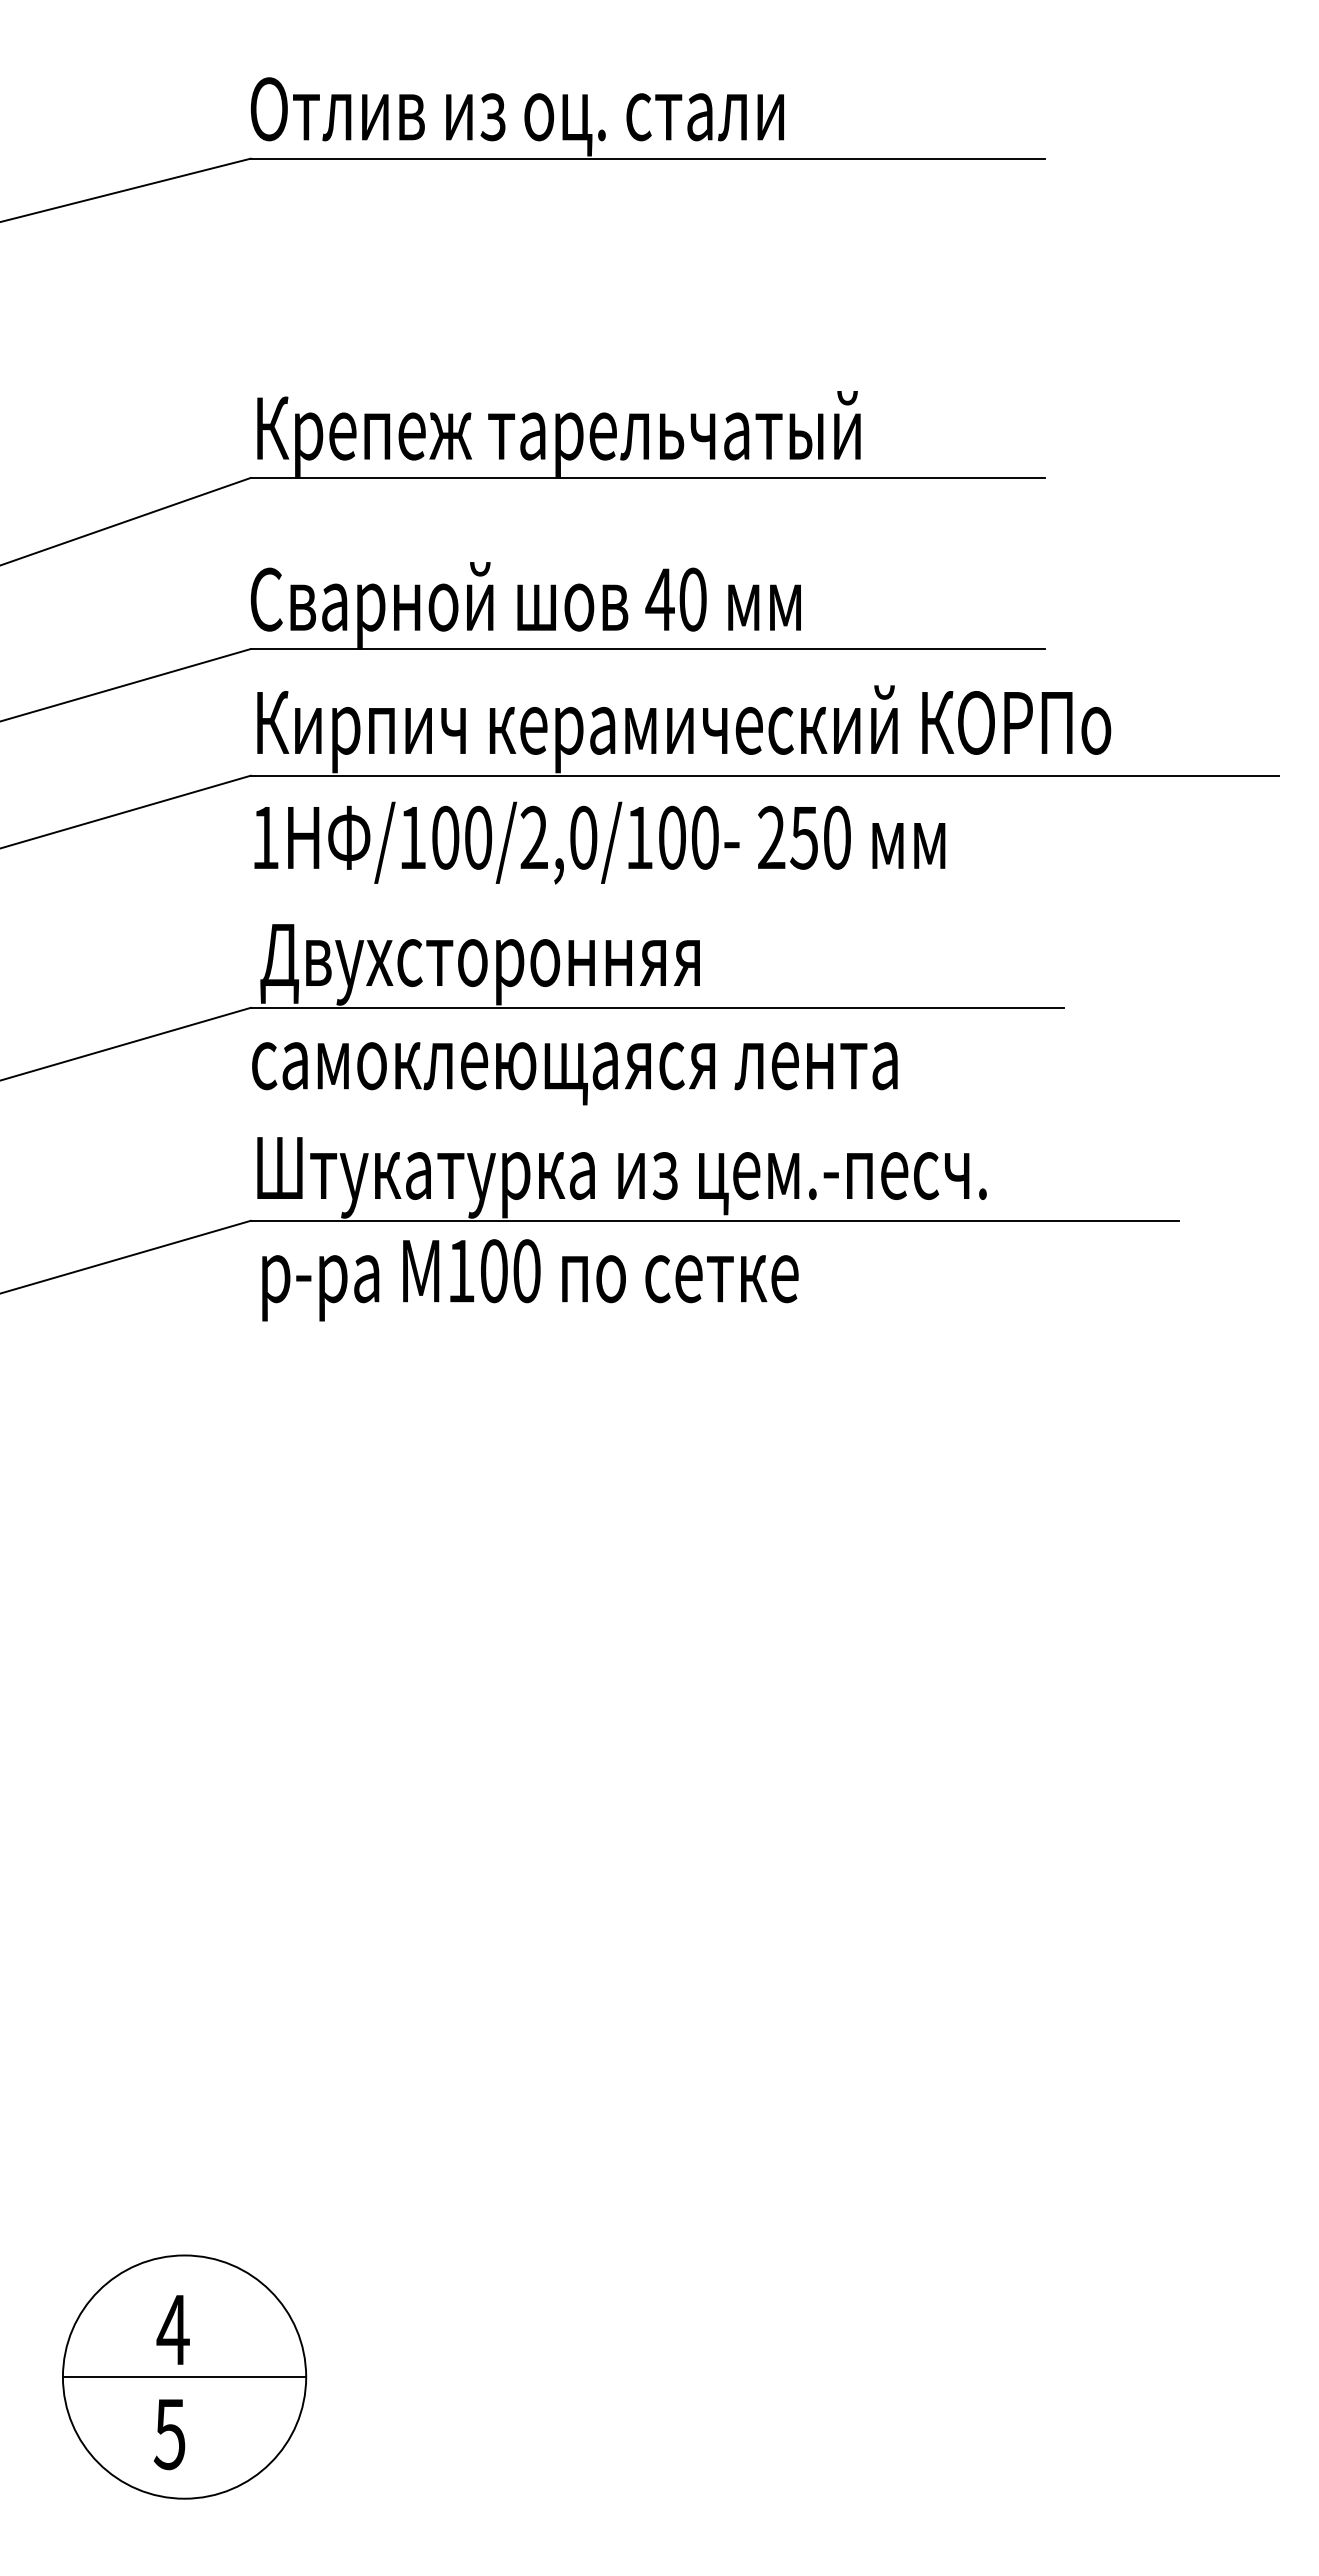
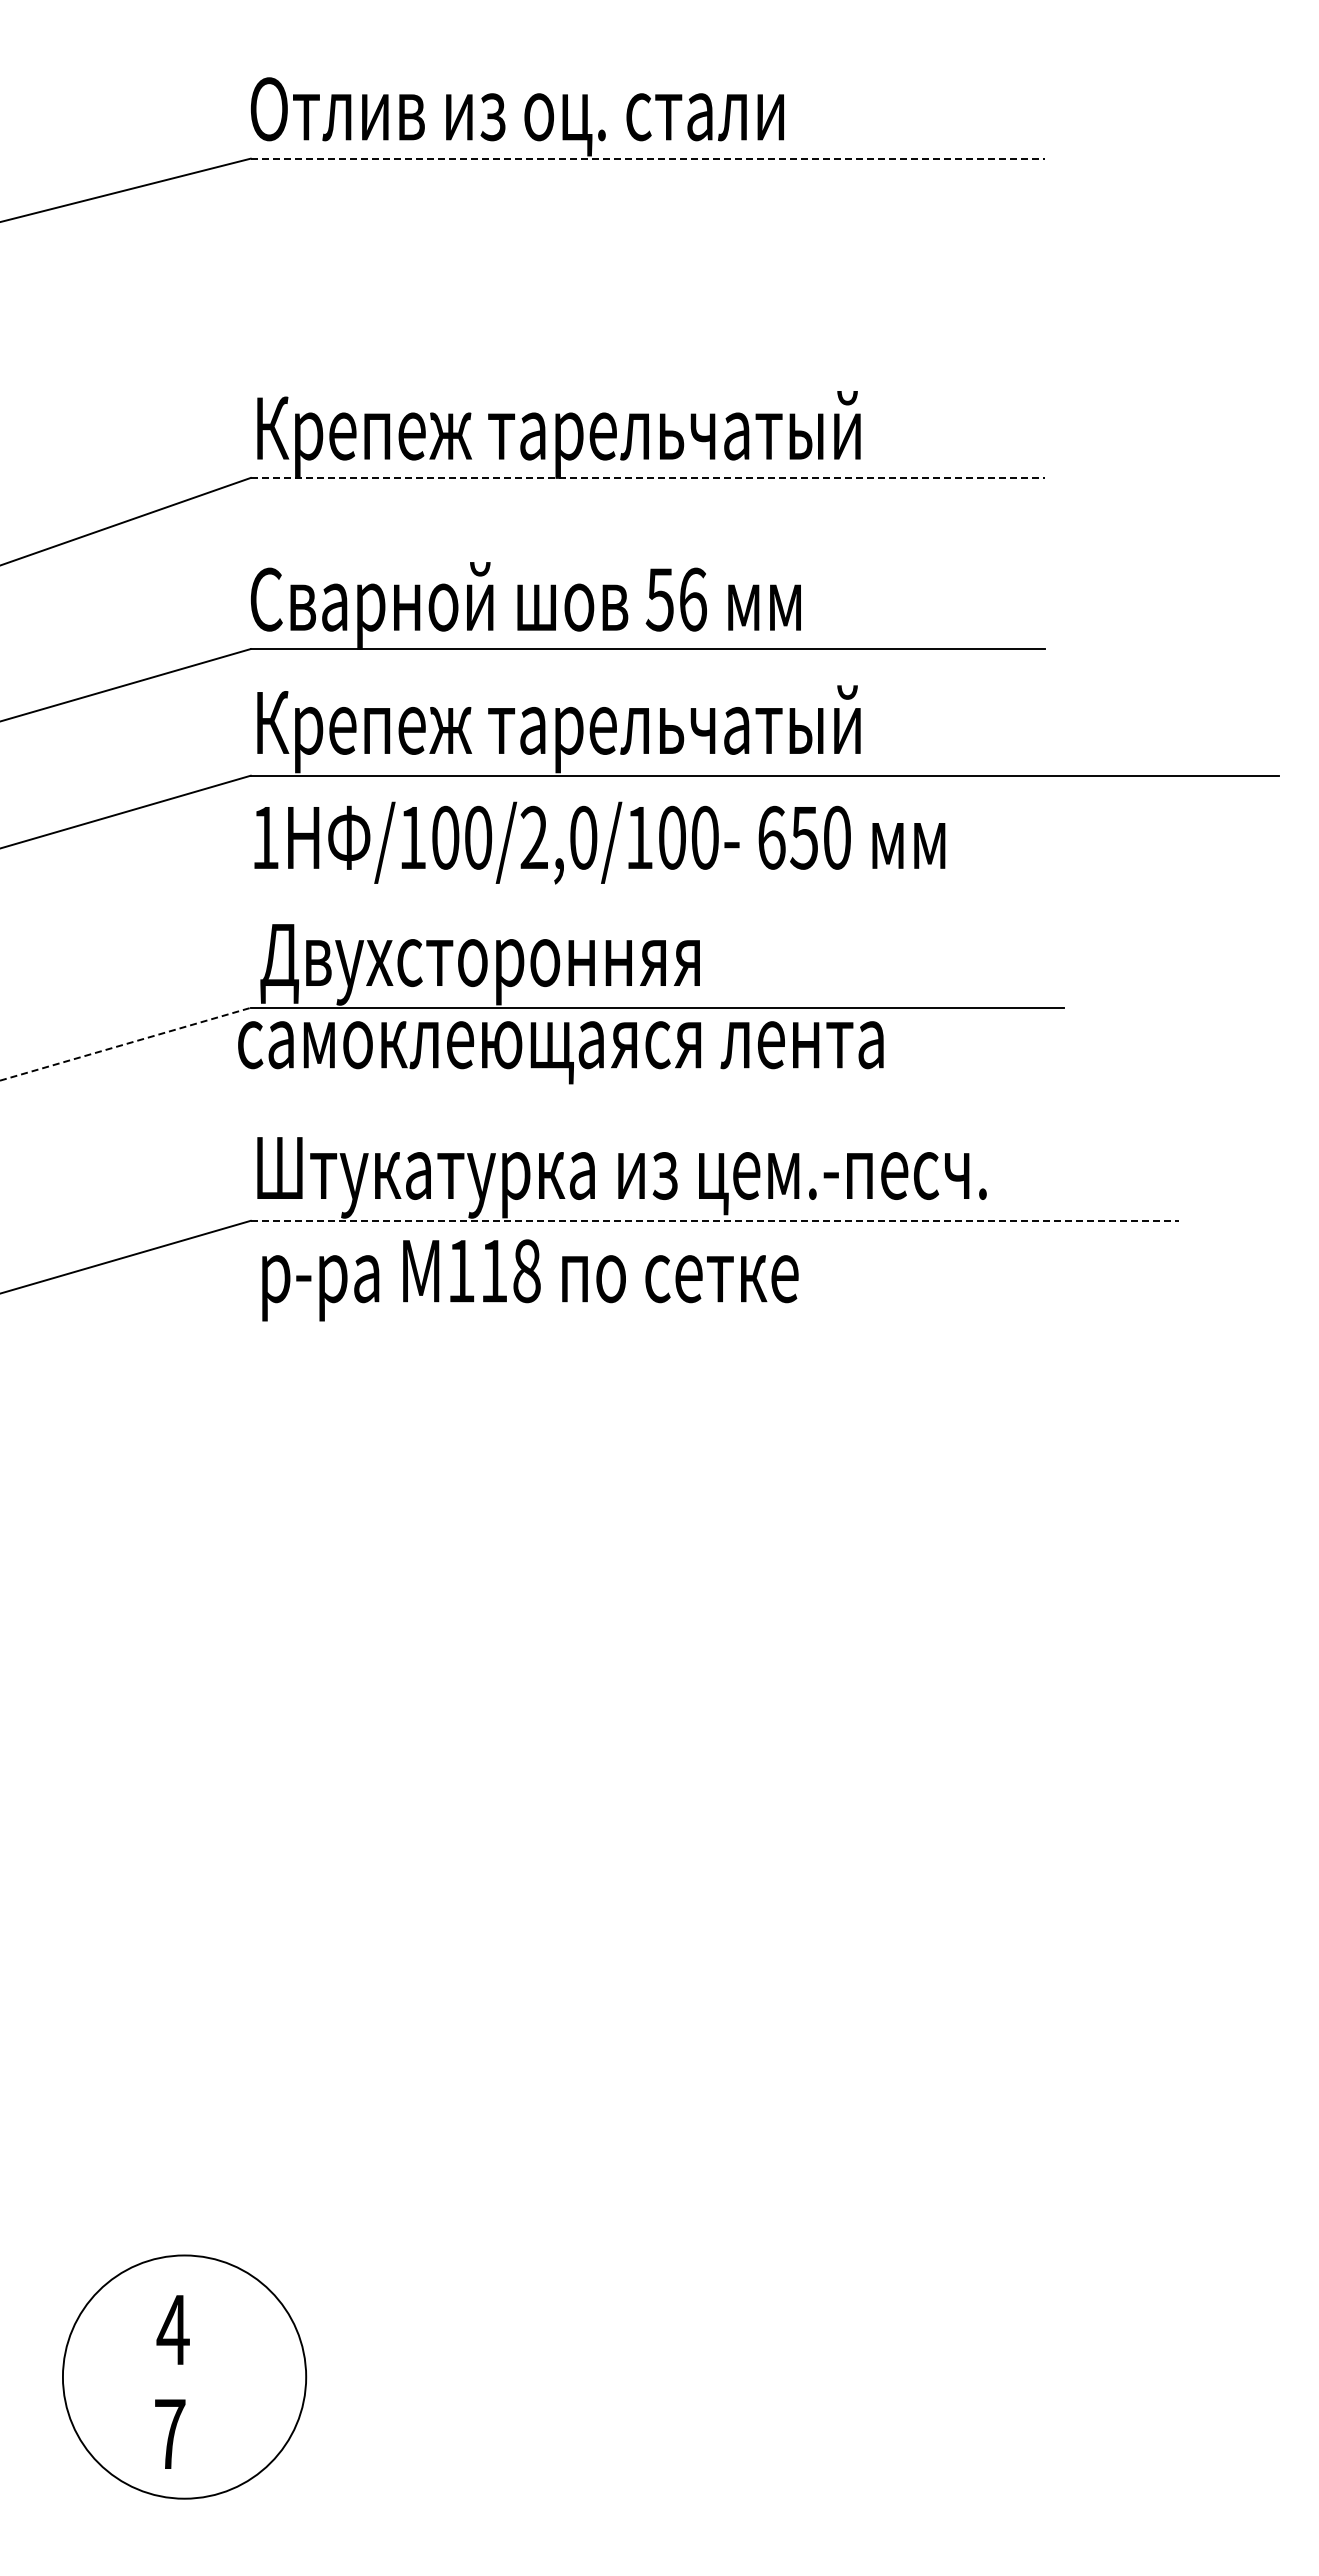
line: solid -> dashed (648, 158)
line: solid -> dashed (648, 477)
text: 40 -> 56 (675, 599)
text: Кирпич керамический КОРПо -> Крепеж тарельчатый (703, 729)
text: 250 -> 650 (771, 837)
line: solid -> dashed (126, 1044)
text position: (574, 1073) -> (560, 1052) (560, 1052)
line: solid -> dashed (714, 1220)
text: 100 -> 118 (510, 1271)
line: present -> none (184, 2377)
text: 5 -> 7 (169, 2434)
